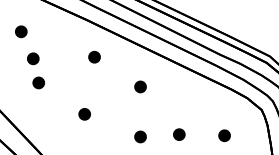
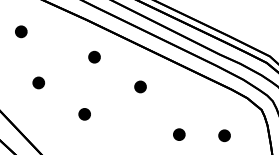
part: present -> none (33, 58)
part: present -> none (140, 136)
